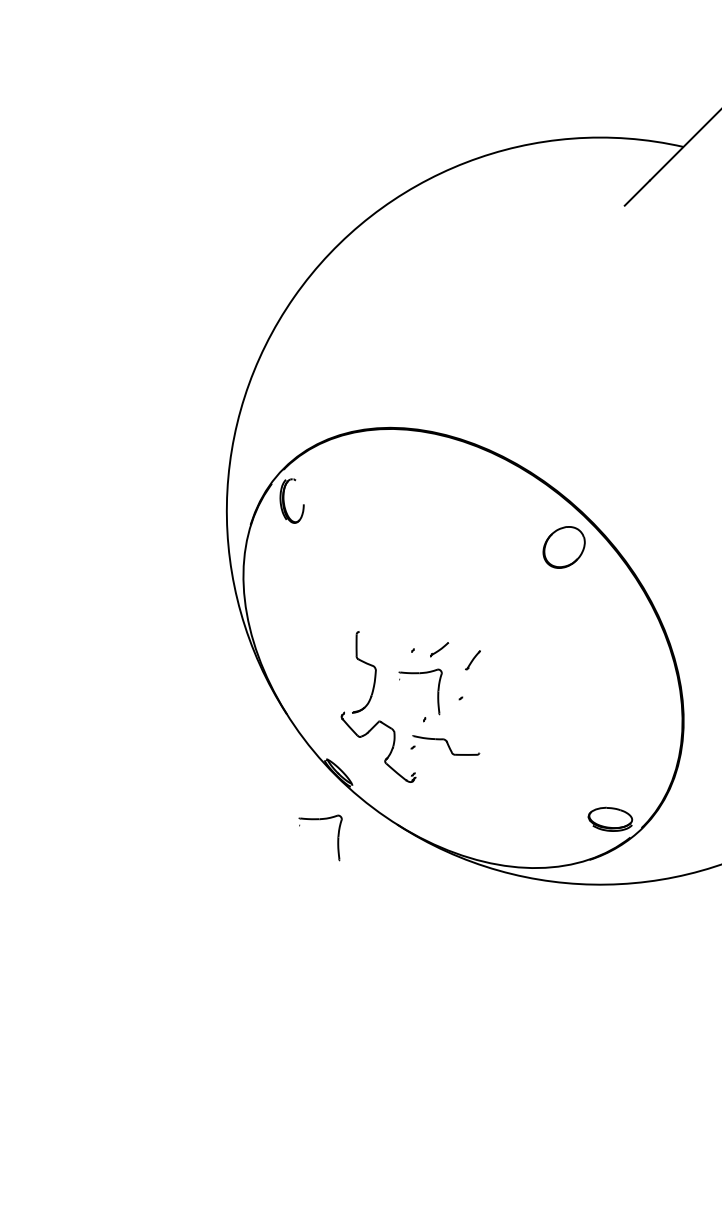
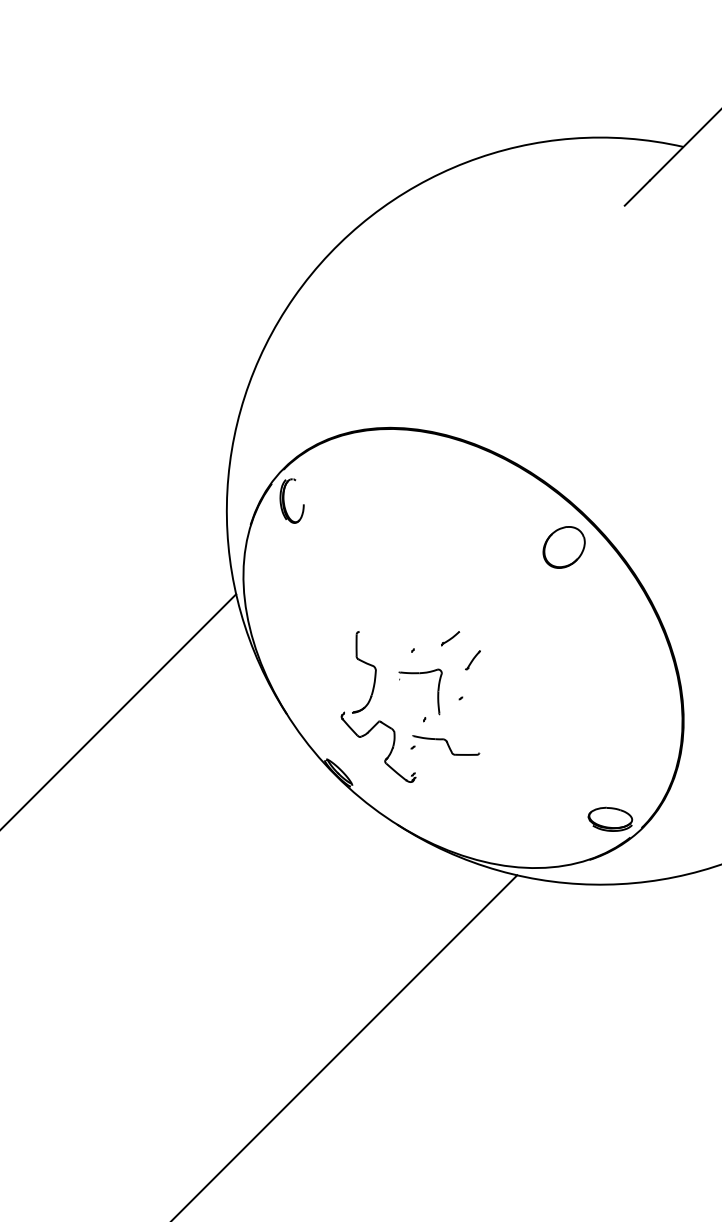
part position: (439, 649) -> (450, 638) (450, 638)
line: none -> present (119, 711)
part: present -> none (320, 820)
line: none -> present (345, 1046)
